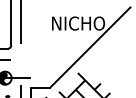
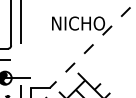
line: solid -> dashed (90, 47)
